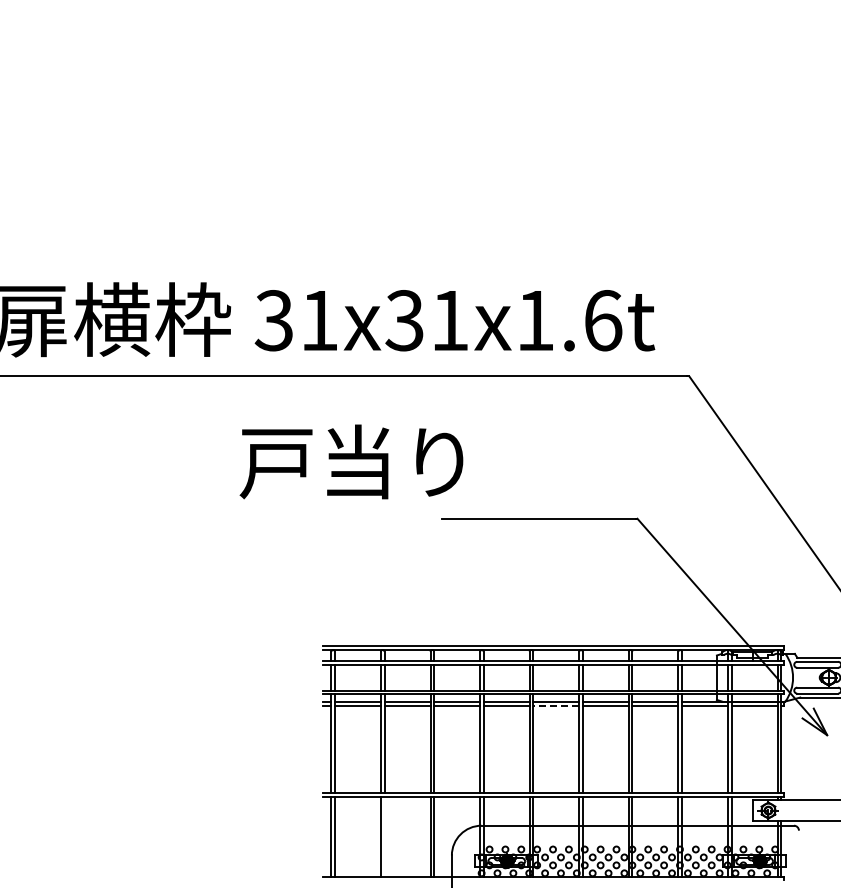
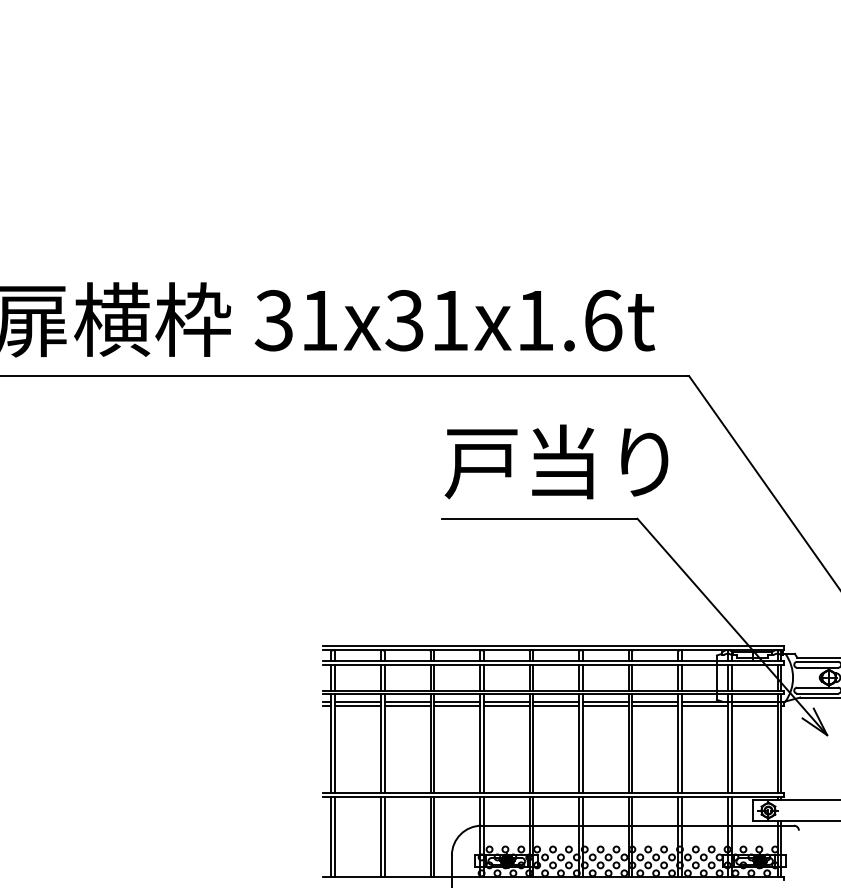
text position: (351, 461) -> (556, 461) (556, 461)
line: dashed -> solid (555, 706)
line: none -> present (384, 836)
